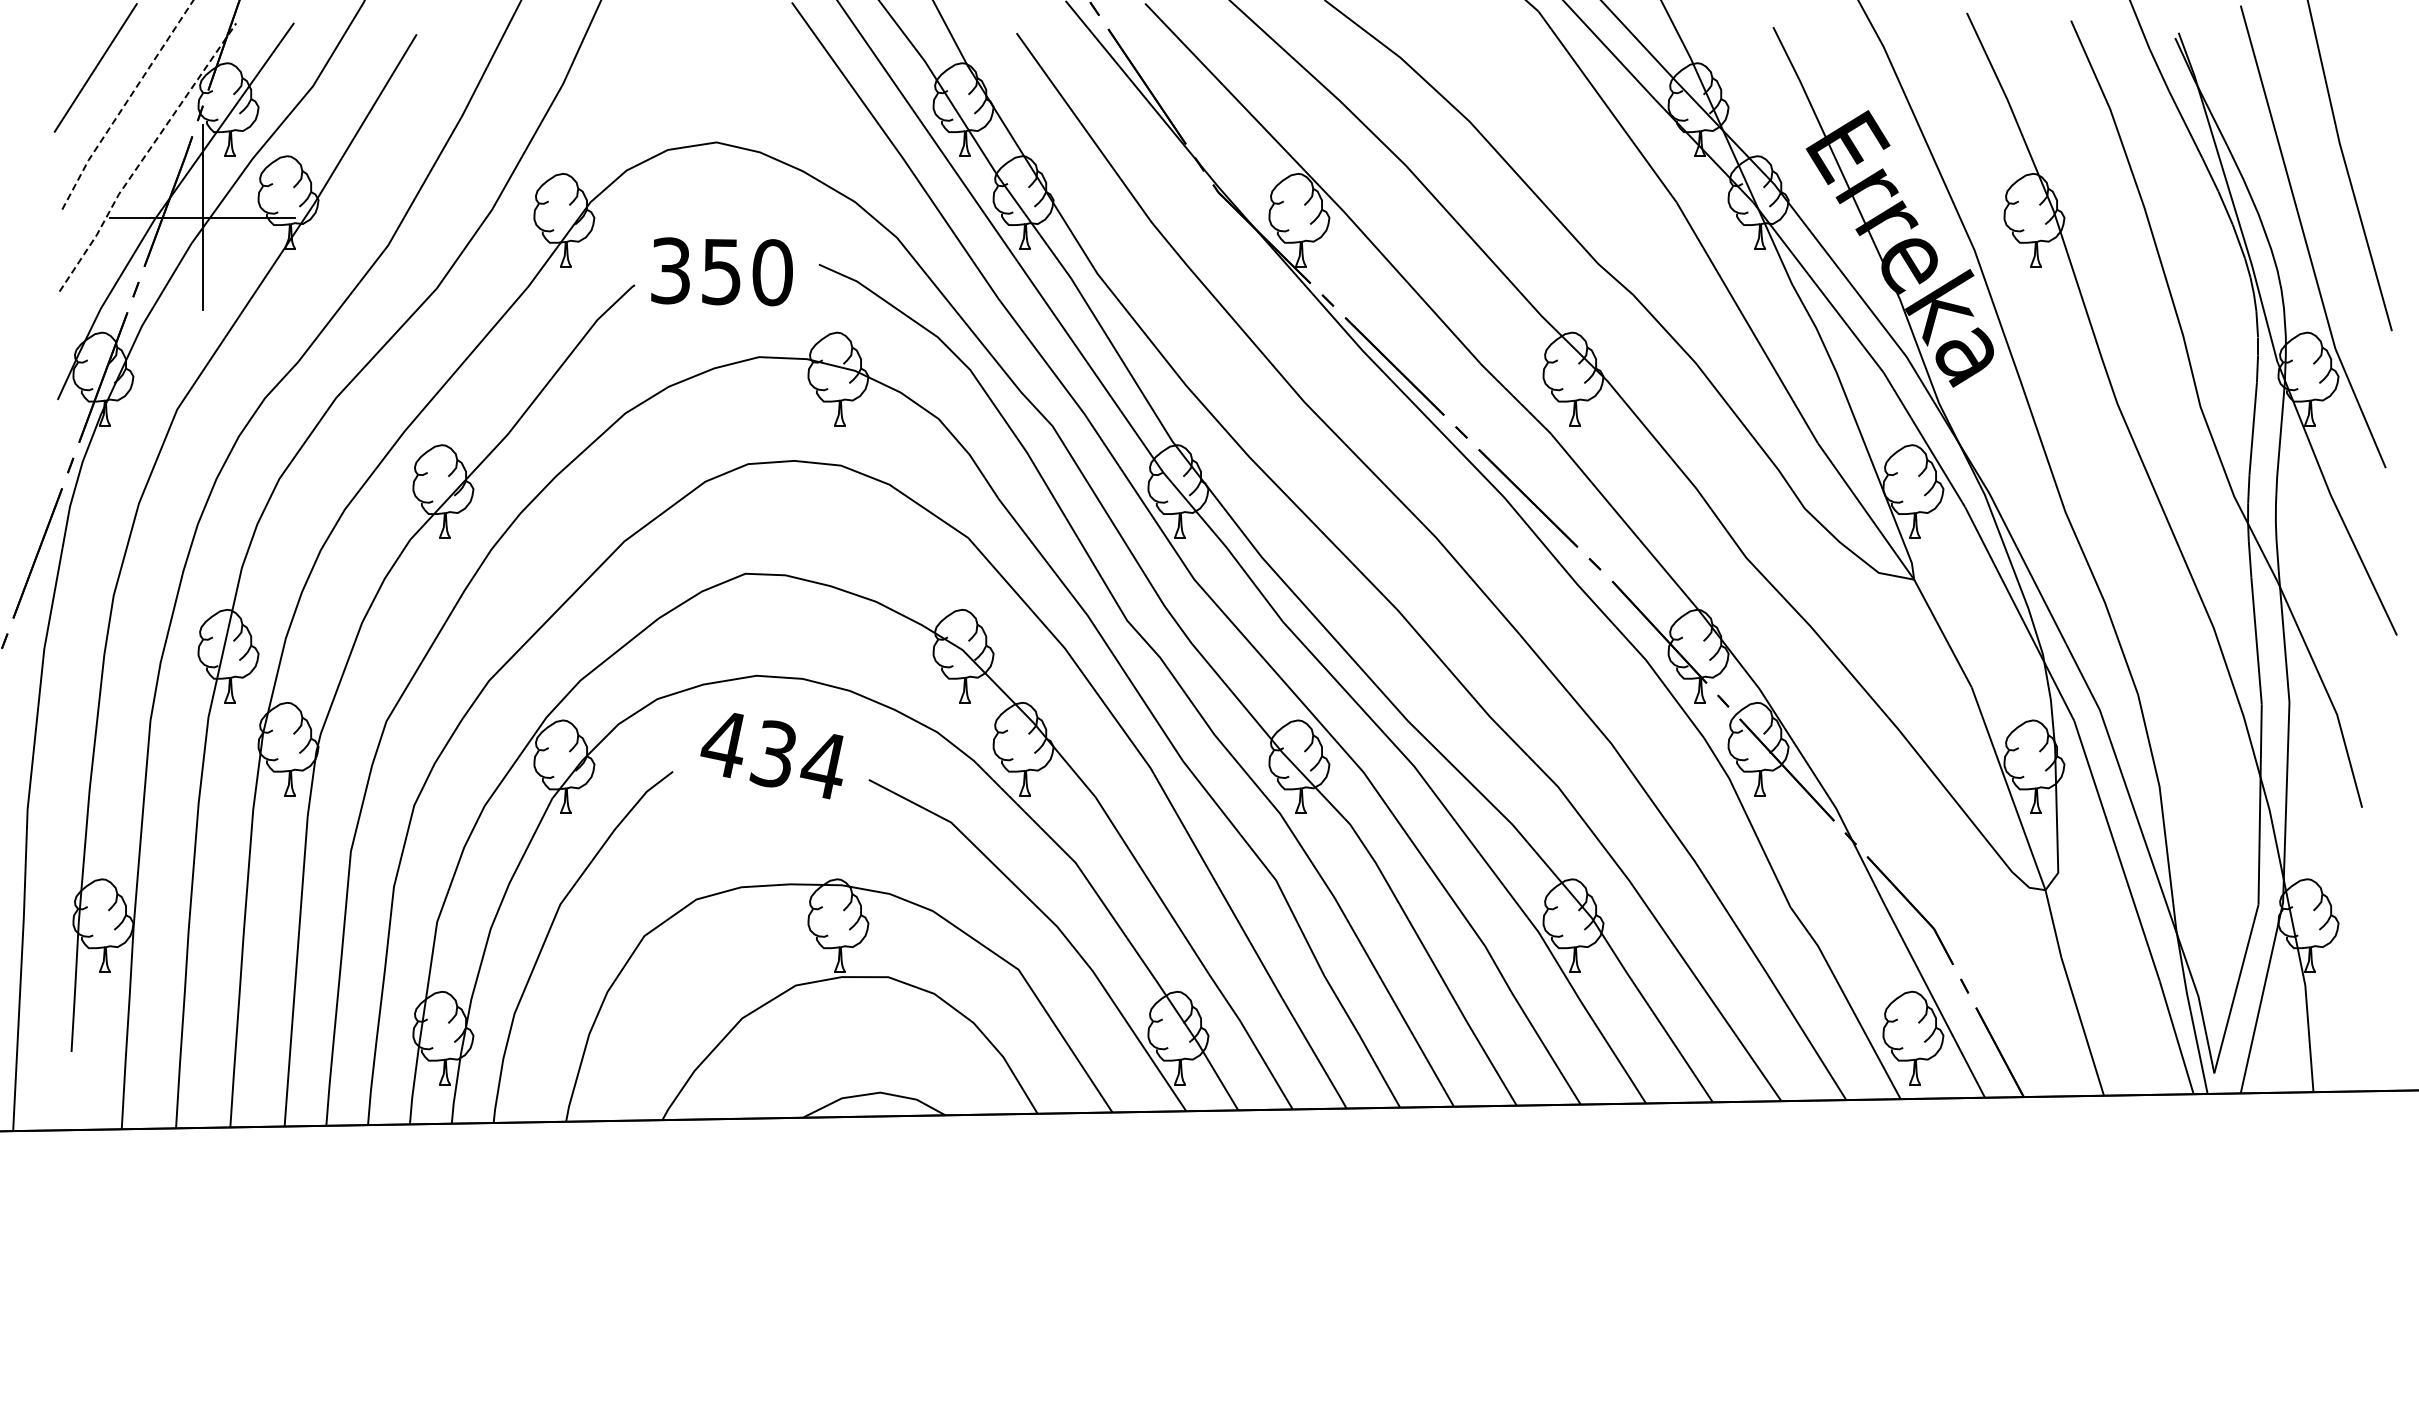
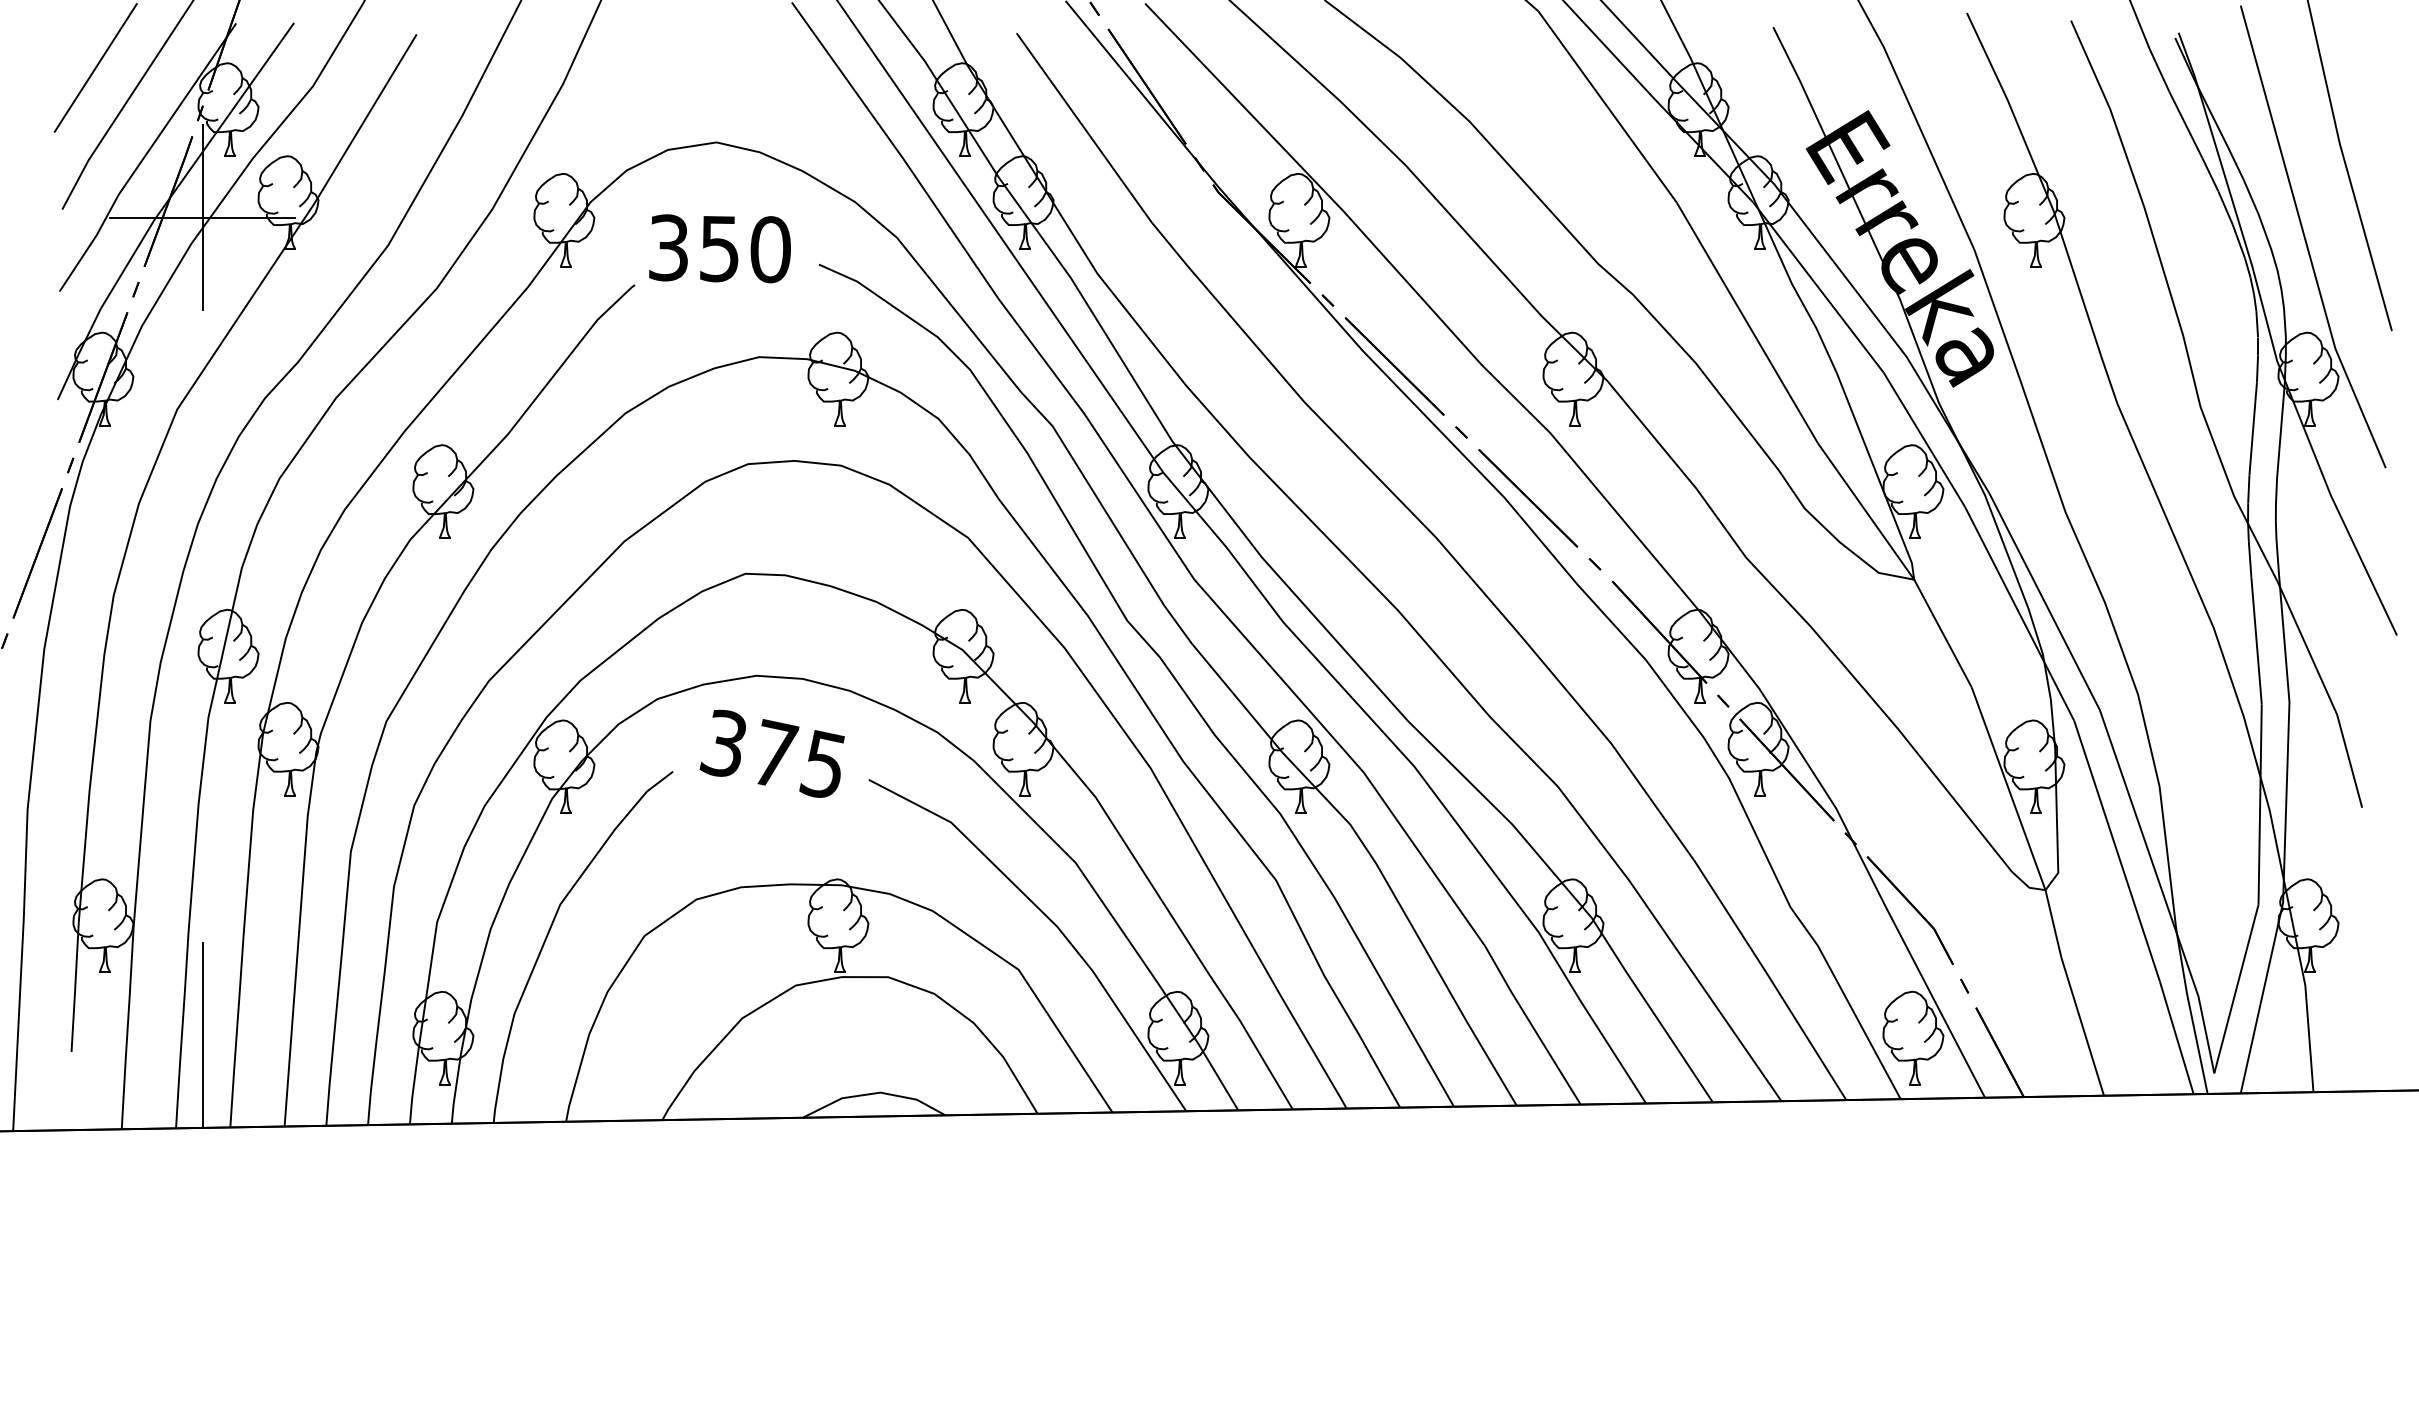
line: dashed -> solid (125, 103)
line: dashed -> solid (144, 156)
text position: (721, 271) -> (719, 248) (719, 248)
text: 434 -> 375 (771, 754)
line: none -> present (202, 1034)
